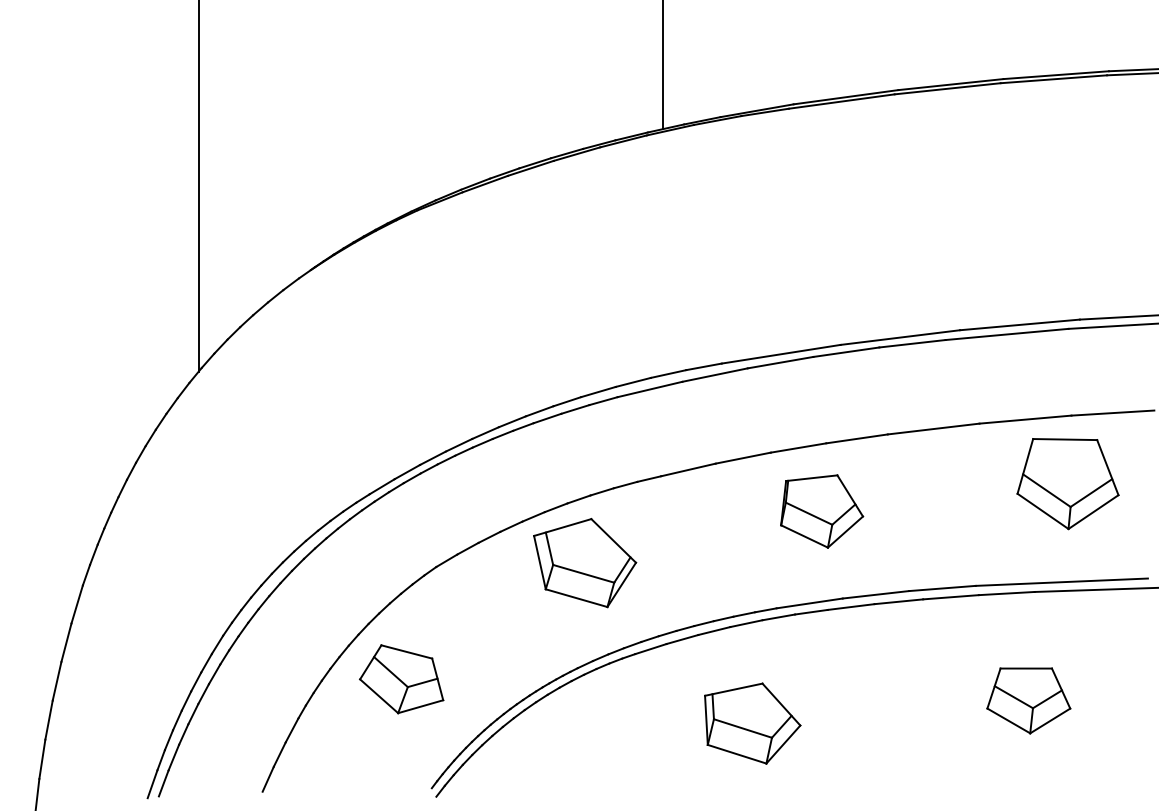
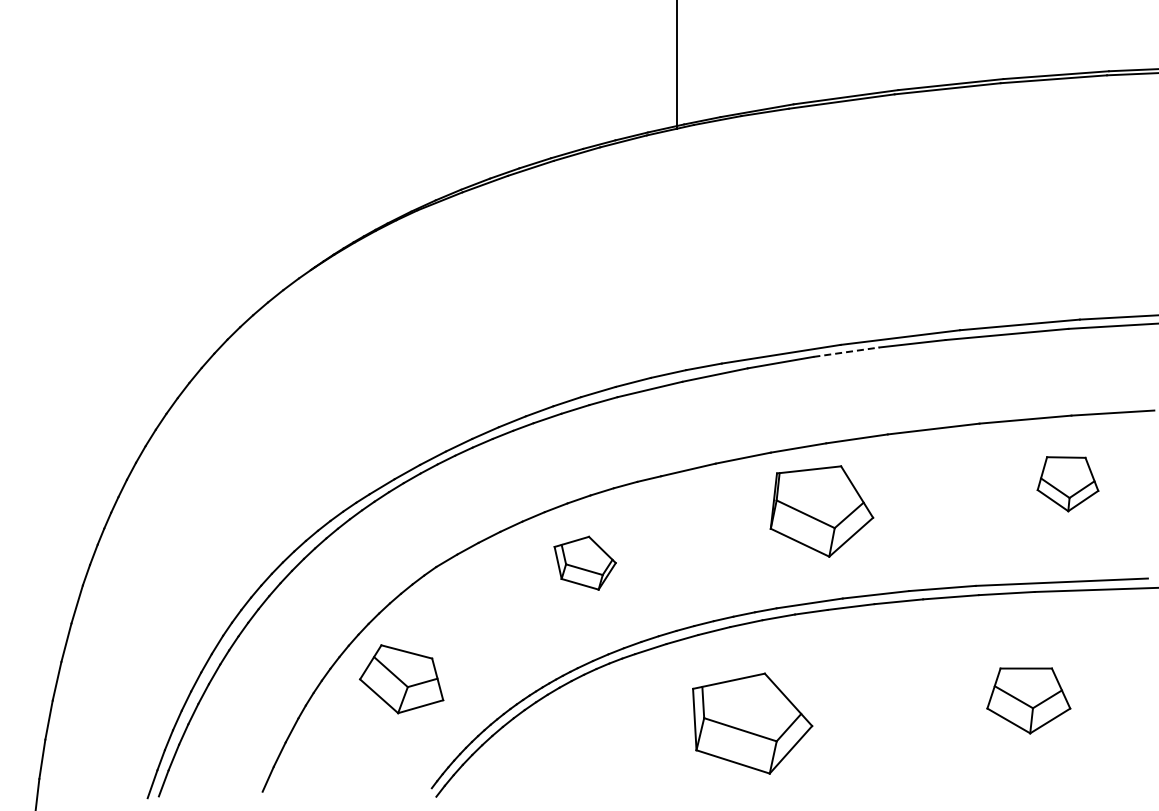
line position: (663, 65) -> (677, 65) (677, 65)
line: present -> none (198, 186)
line: solid -> dashed (846, 352)
part size: 104x93 px -> 64x57 px (1067, 484)
part size: 85x75 px -> 106x93 px (821, 511)
part size: 105x91 px -> 64x56 px (584, 562)
part size: 98x83 px -> 122x103 px (752, 723)
